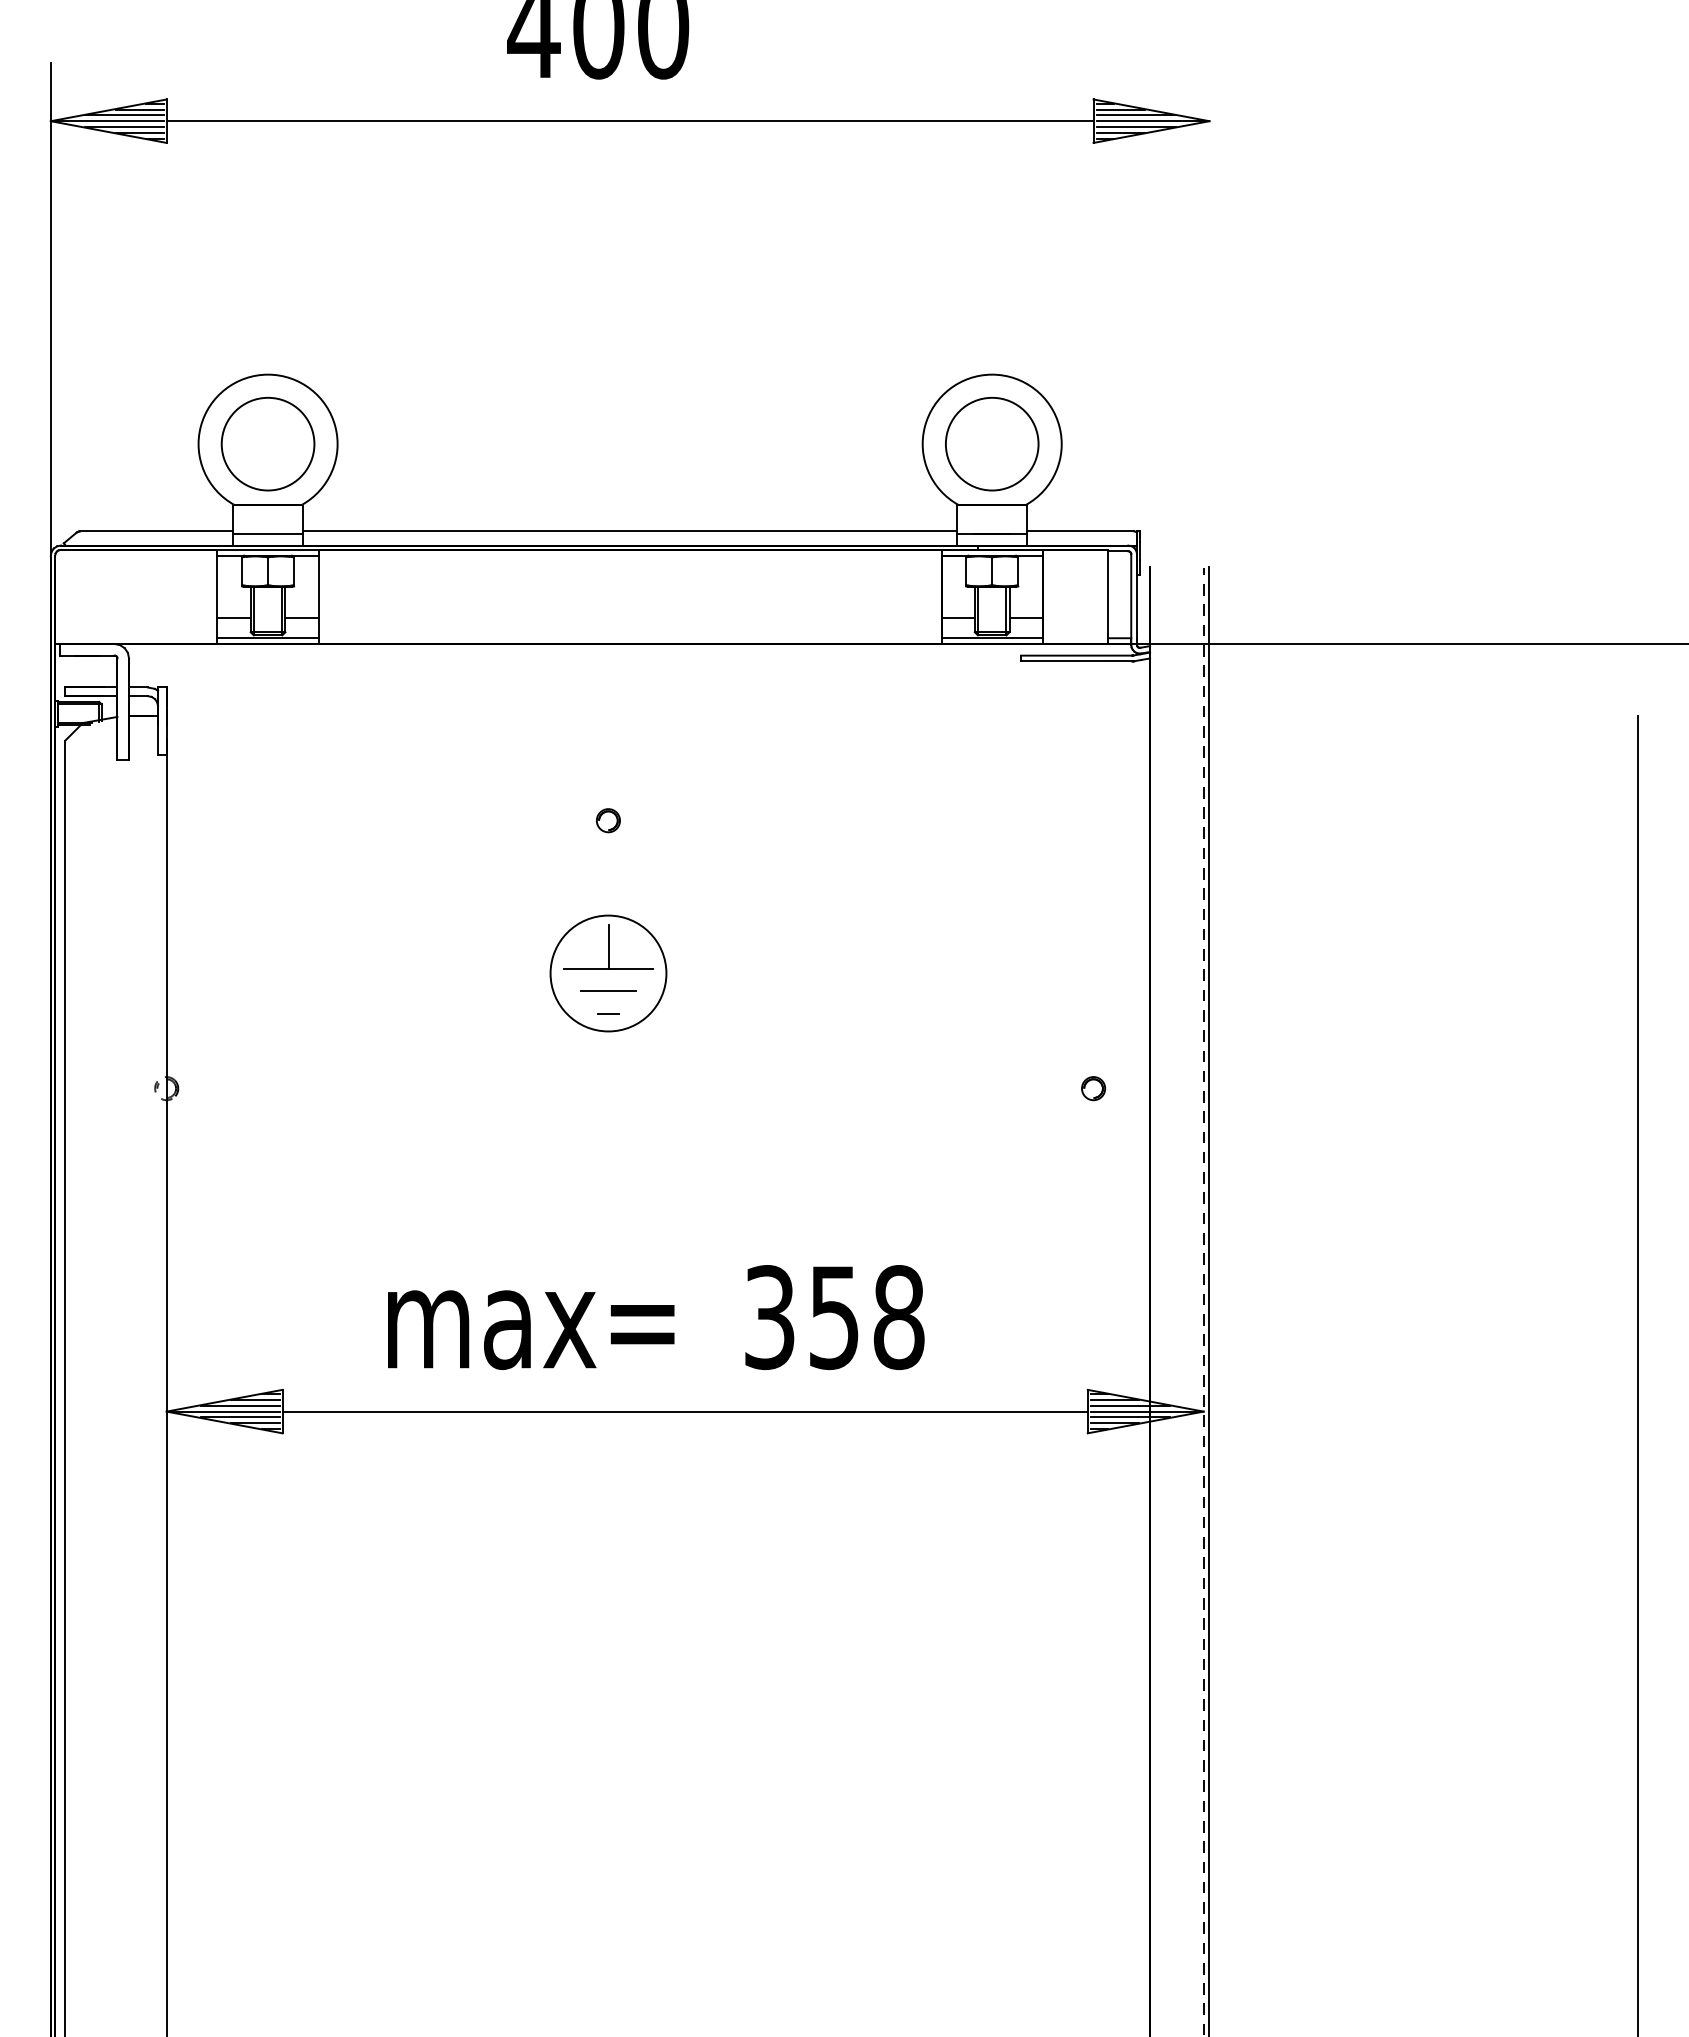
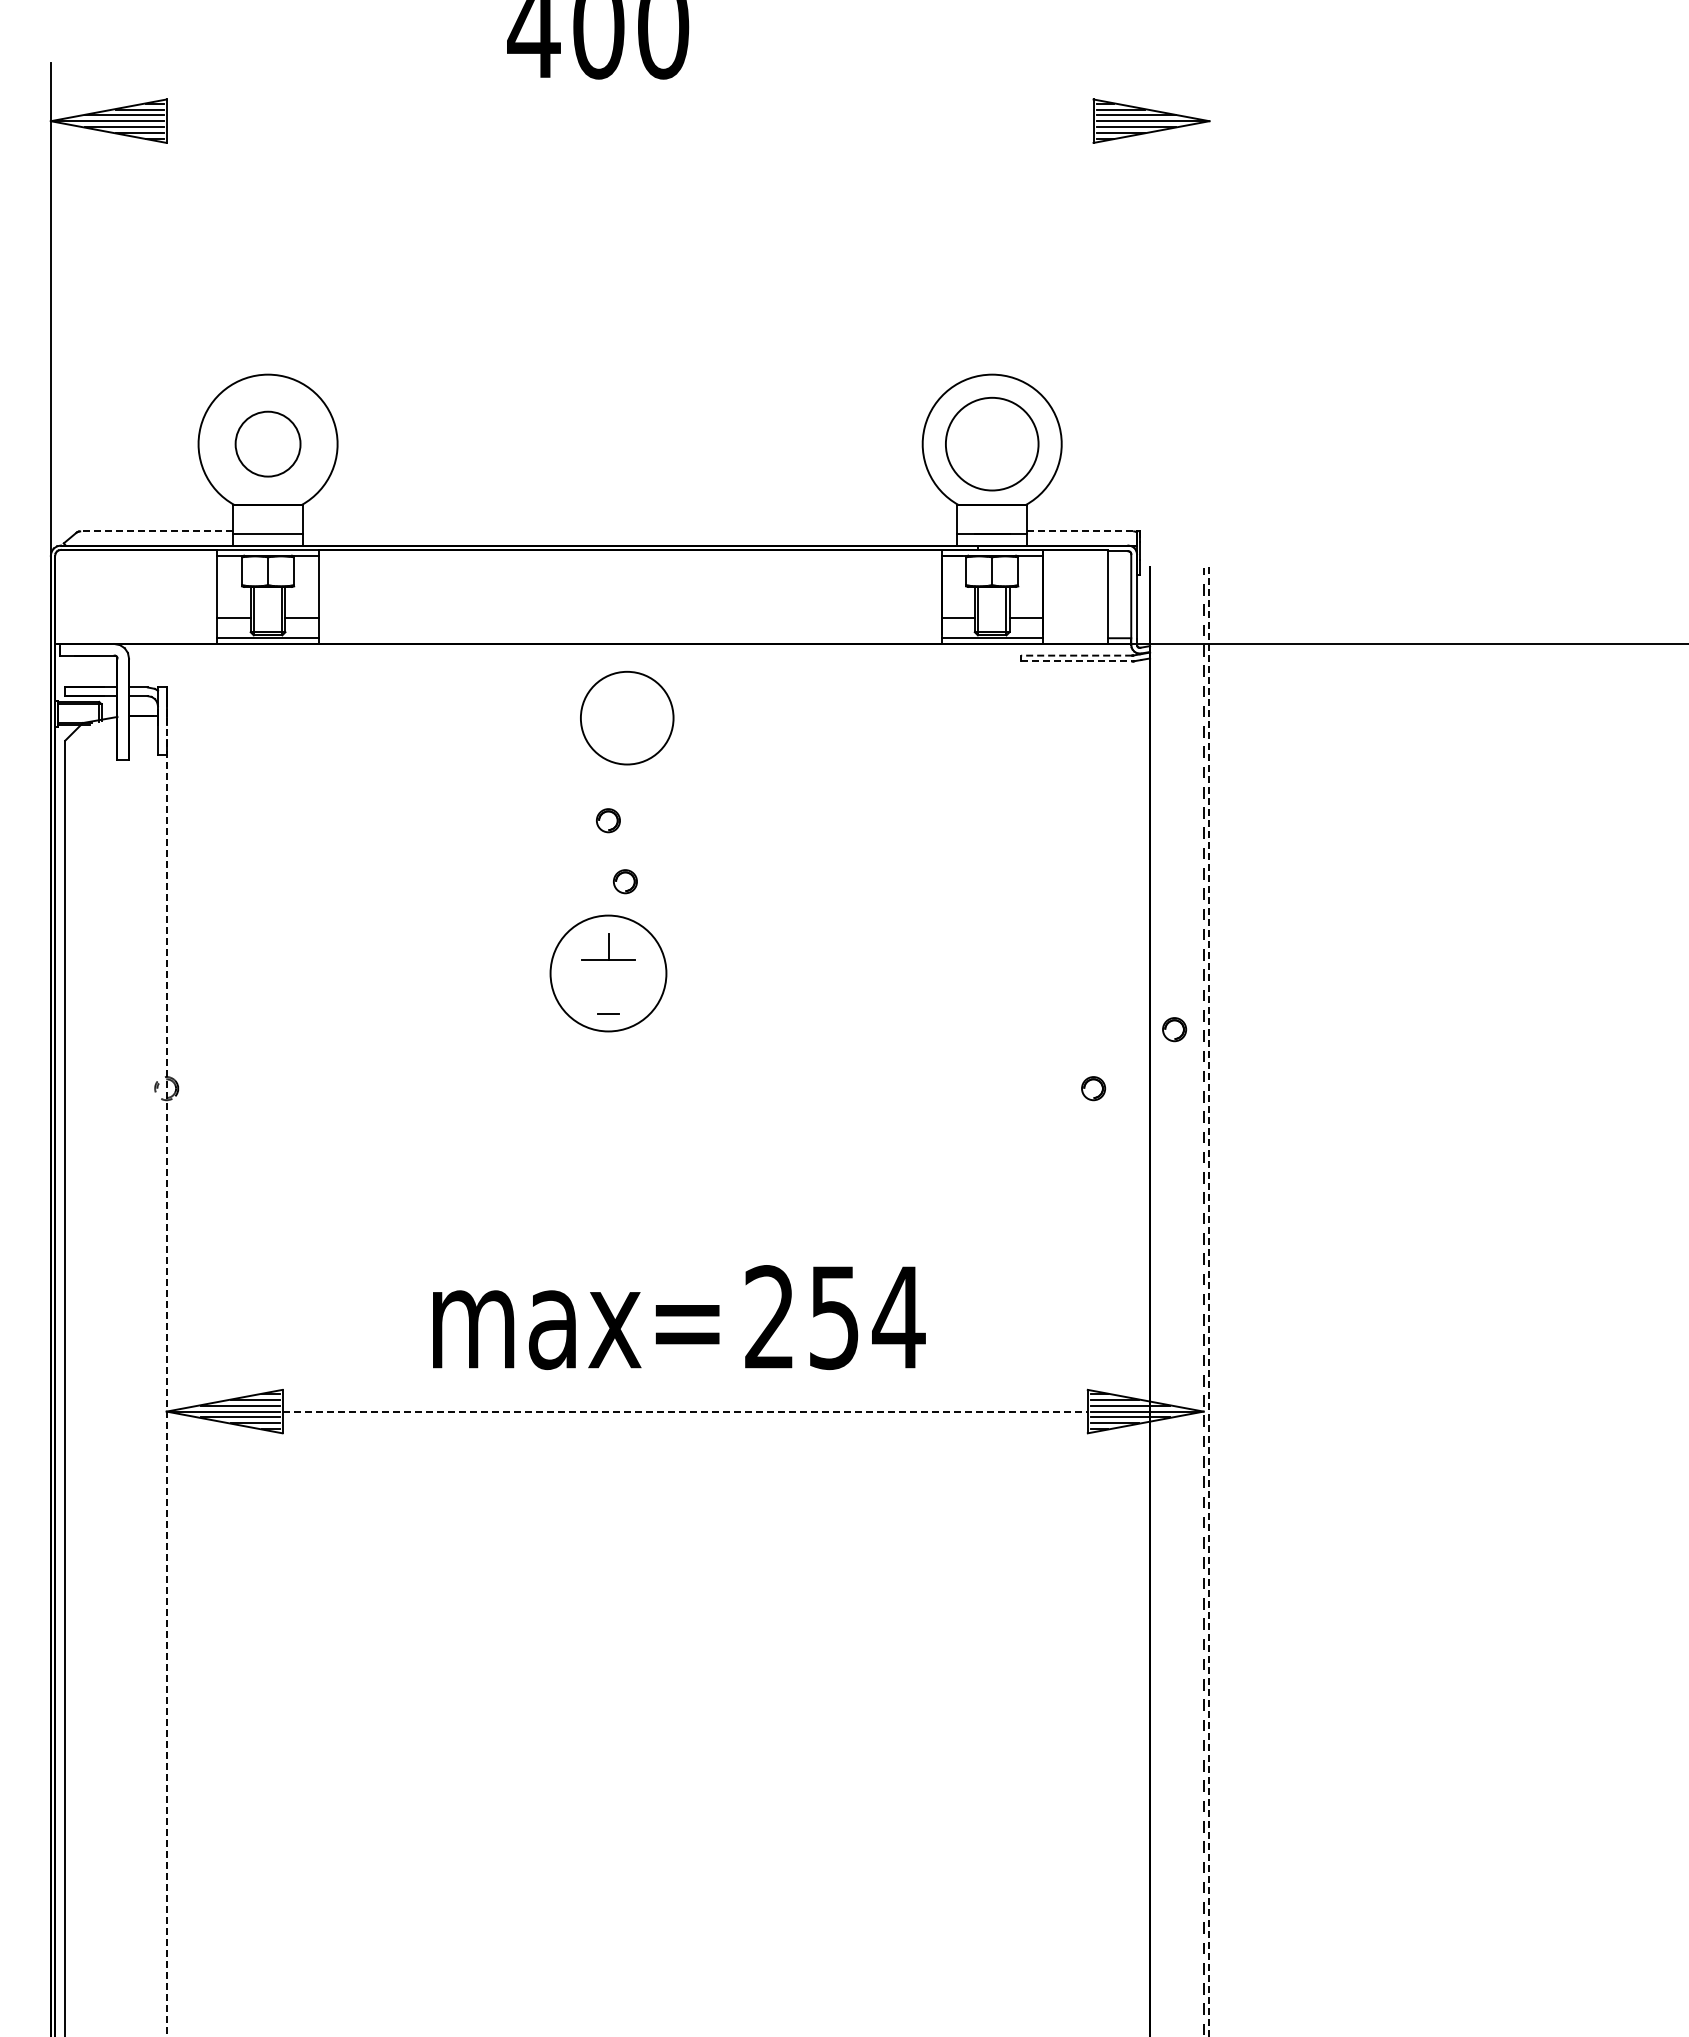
line: present -> none (629, 121)
circle diameter: 93 px -> 65 px (267, 443)
line: solid -> dashed (156, 531)
line: present -> none (629, 531)
line: solid -> dashed (1080, 531)
line: solid -> dashed (1076, 655)
line: solid -> dashed (1077, 661)
circle: none -> present (627, 717)
part: none -> present (625, 881)
part size: 91x46 px -> 55x28 px (608, 946)
line: present -> none (608, 991)
part: none -> present (1174, 1029)
line: solid -> dashed (1209, 1302)
text: 358 -> 254 (835, 1317)
text position: (531, 1329) -> (576, 1329) (576, 1329)
line: present -> none (1638, 1374)
line: solid -> dashed (166, 1376)
line: solid -> dashed (685, 1411)
